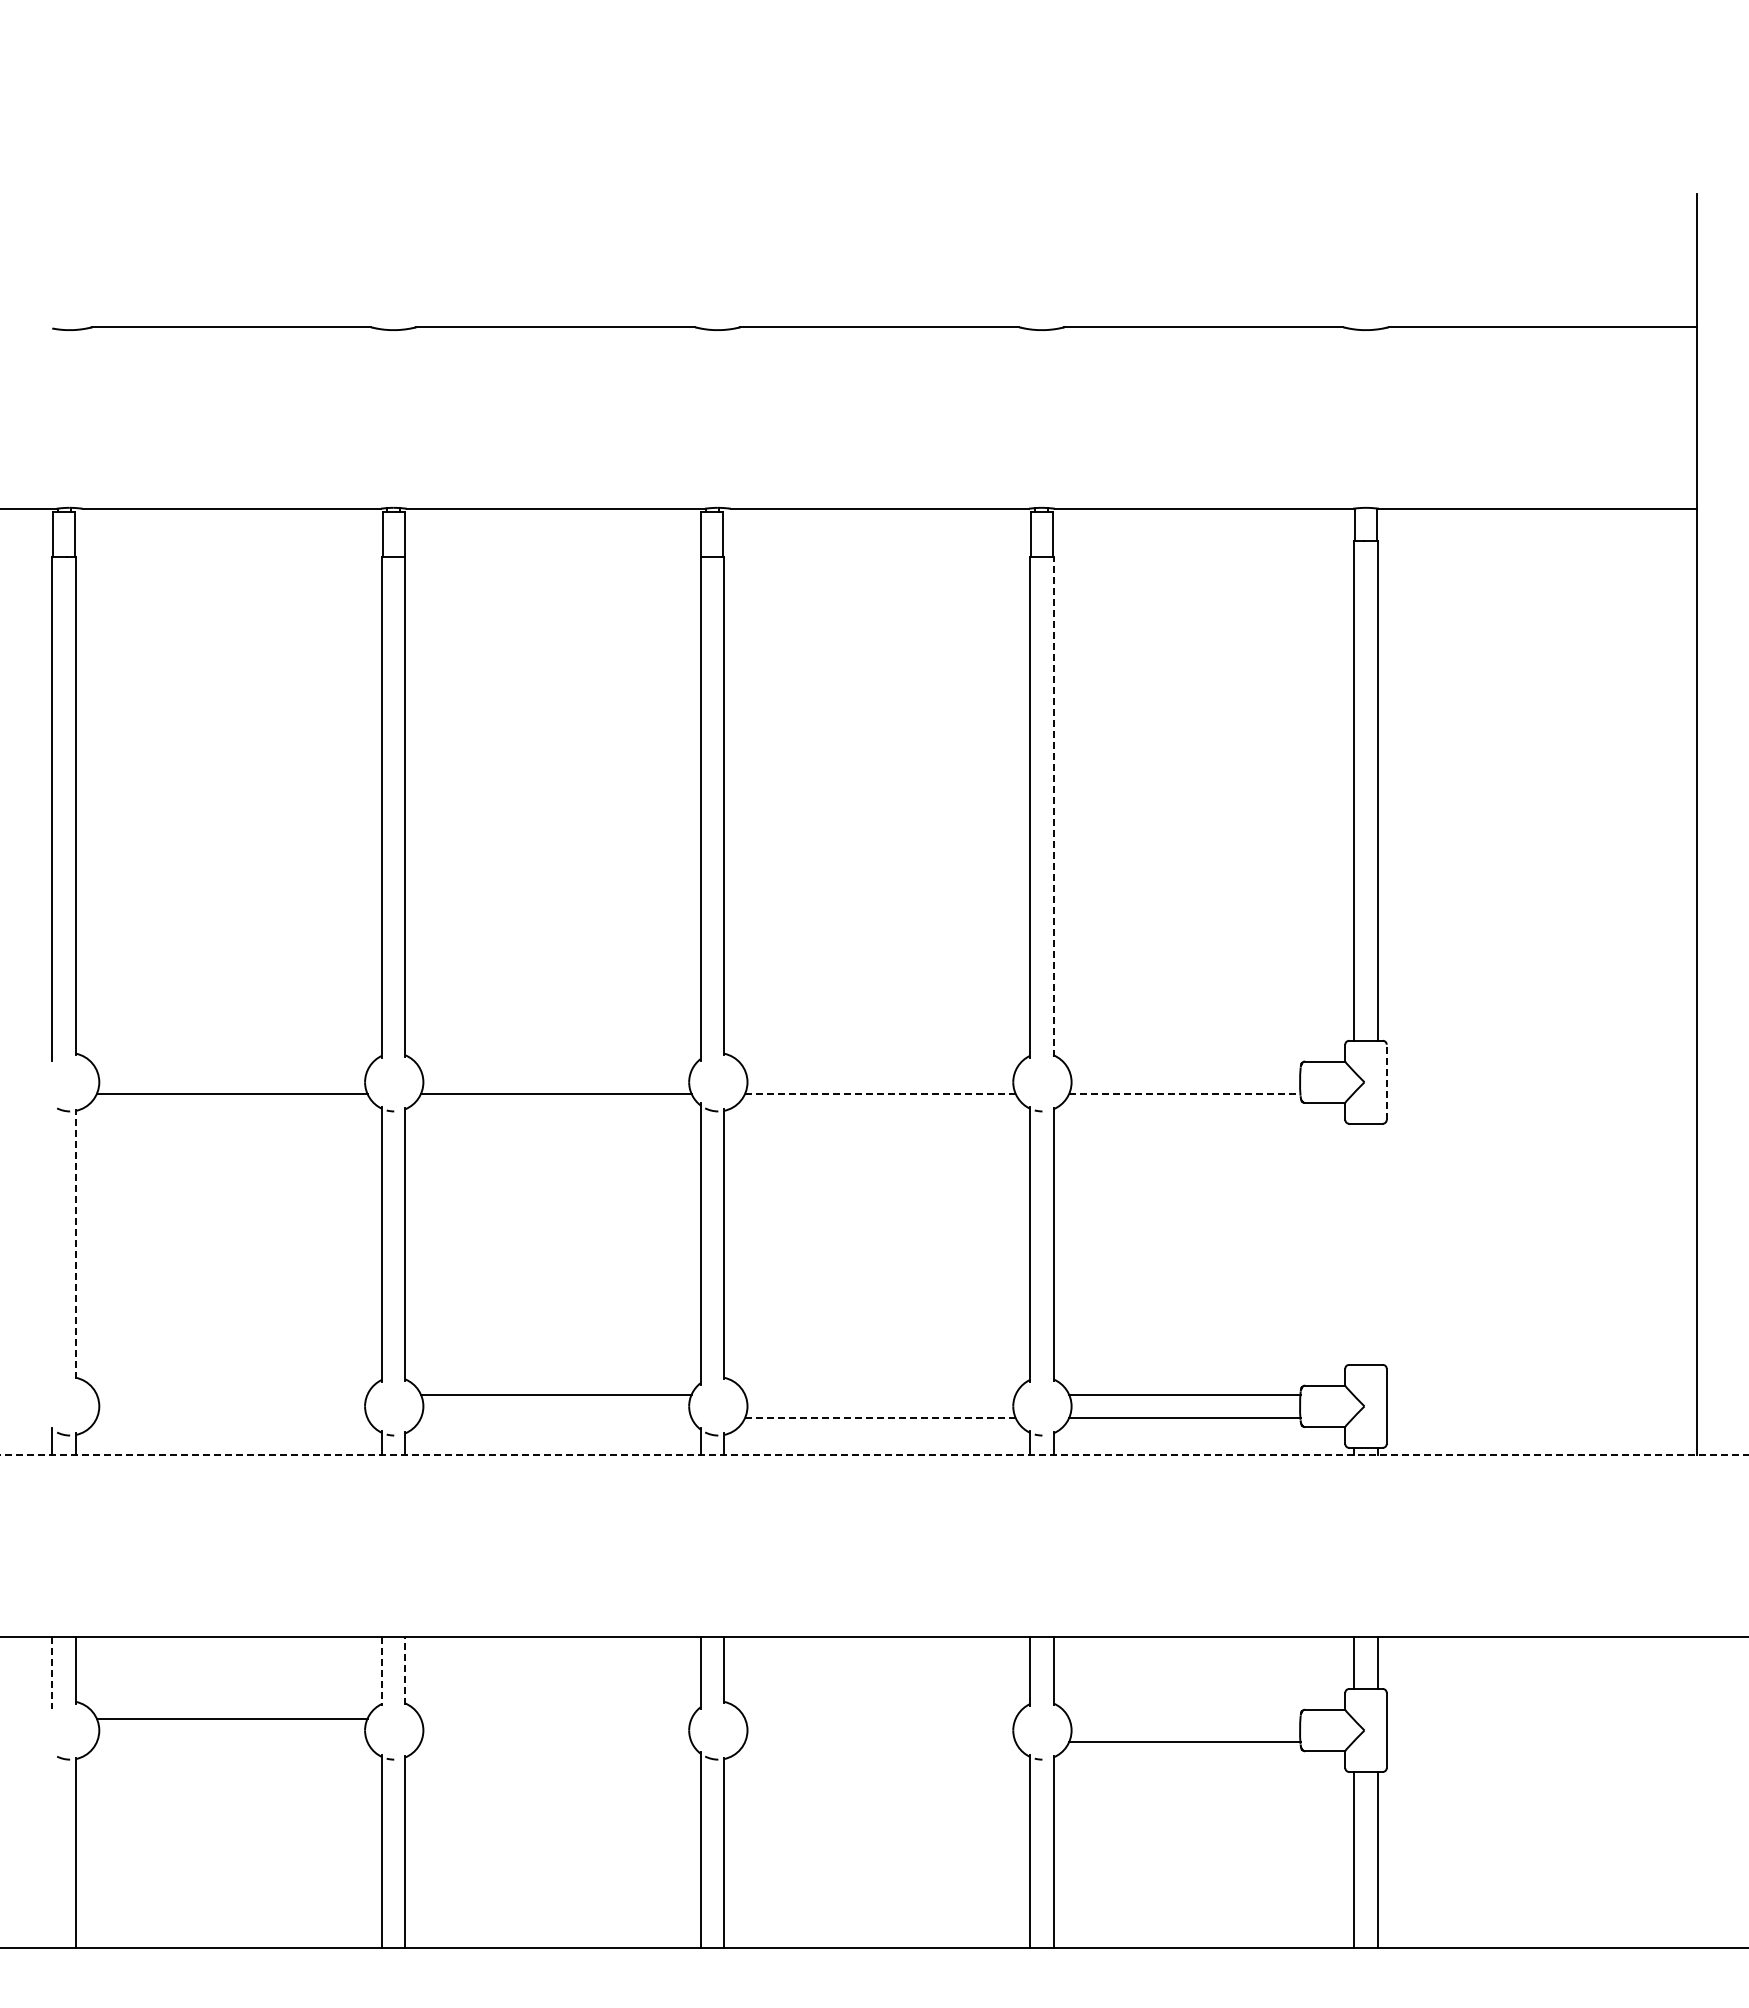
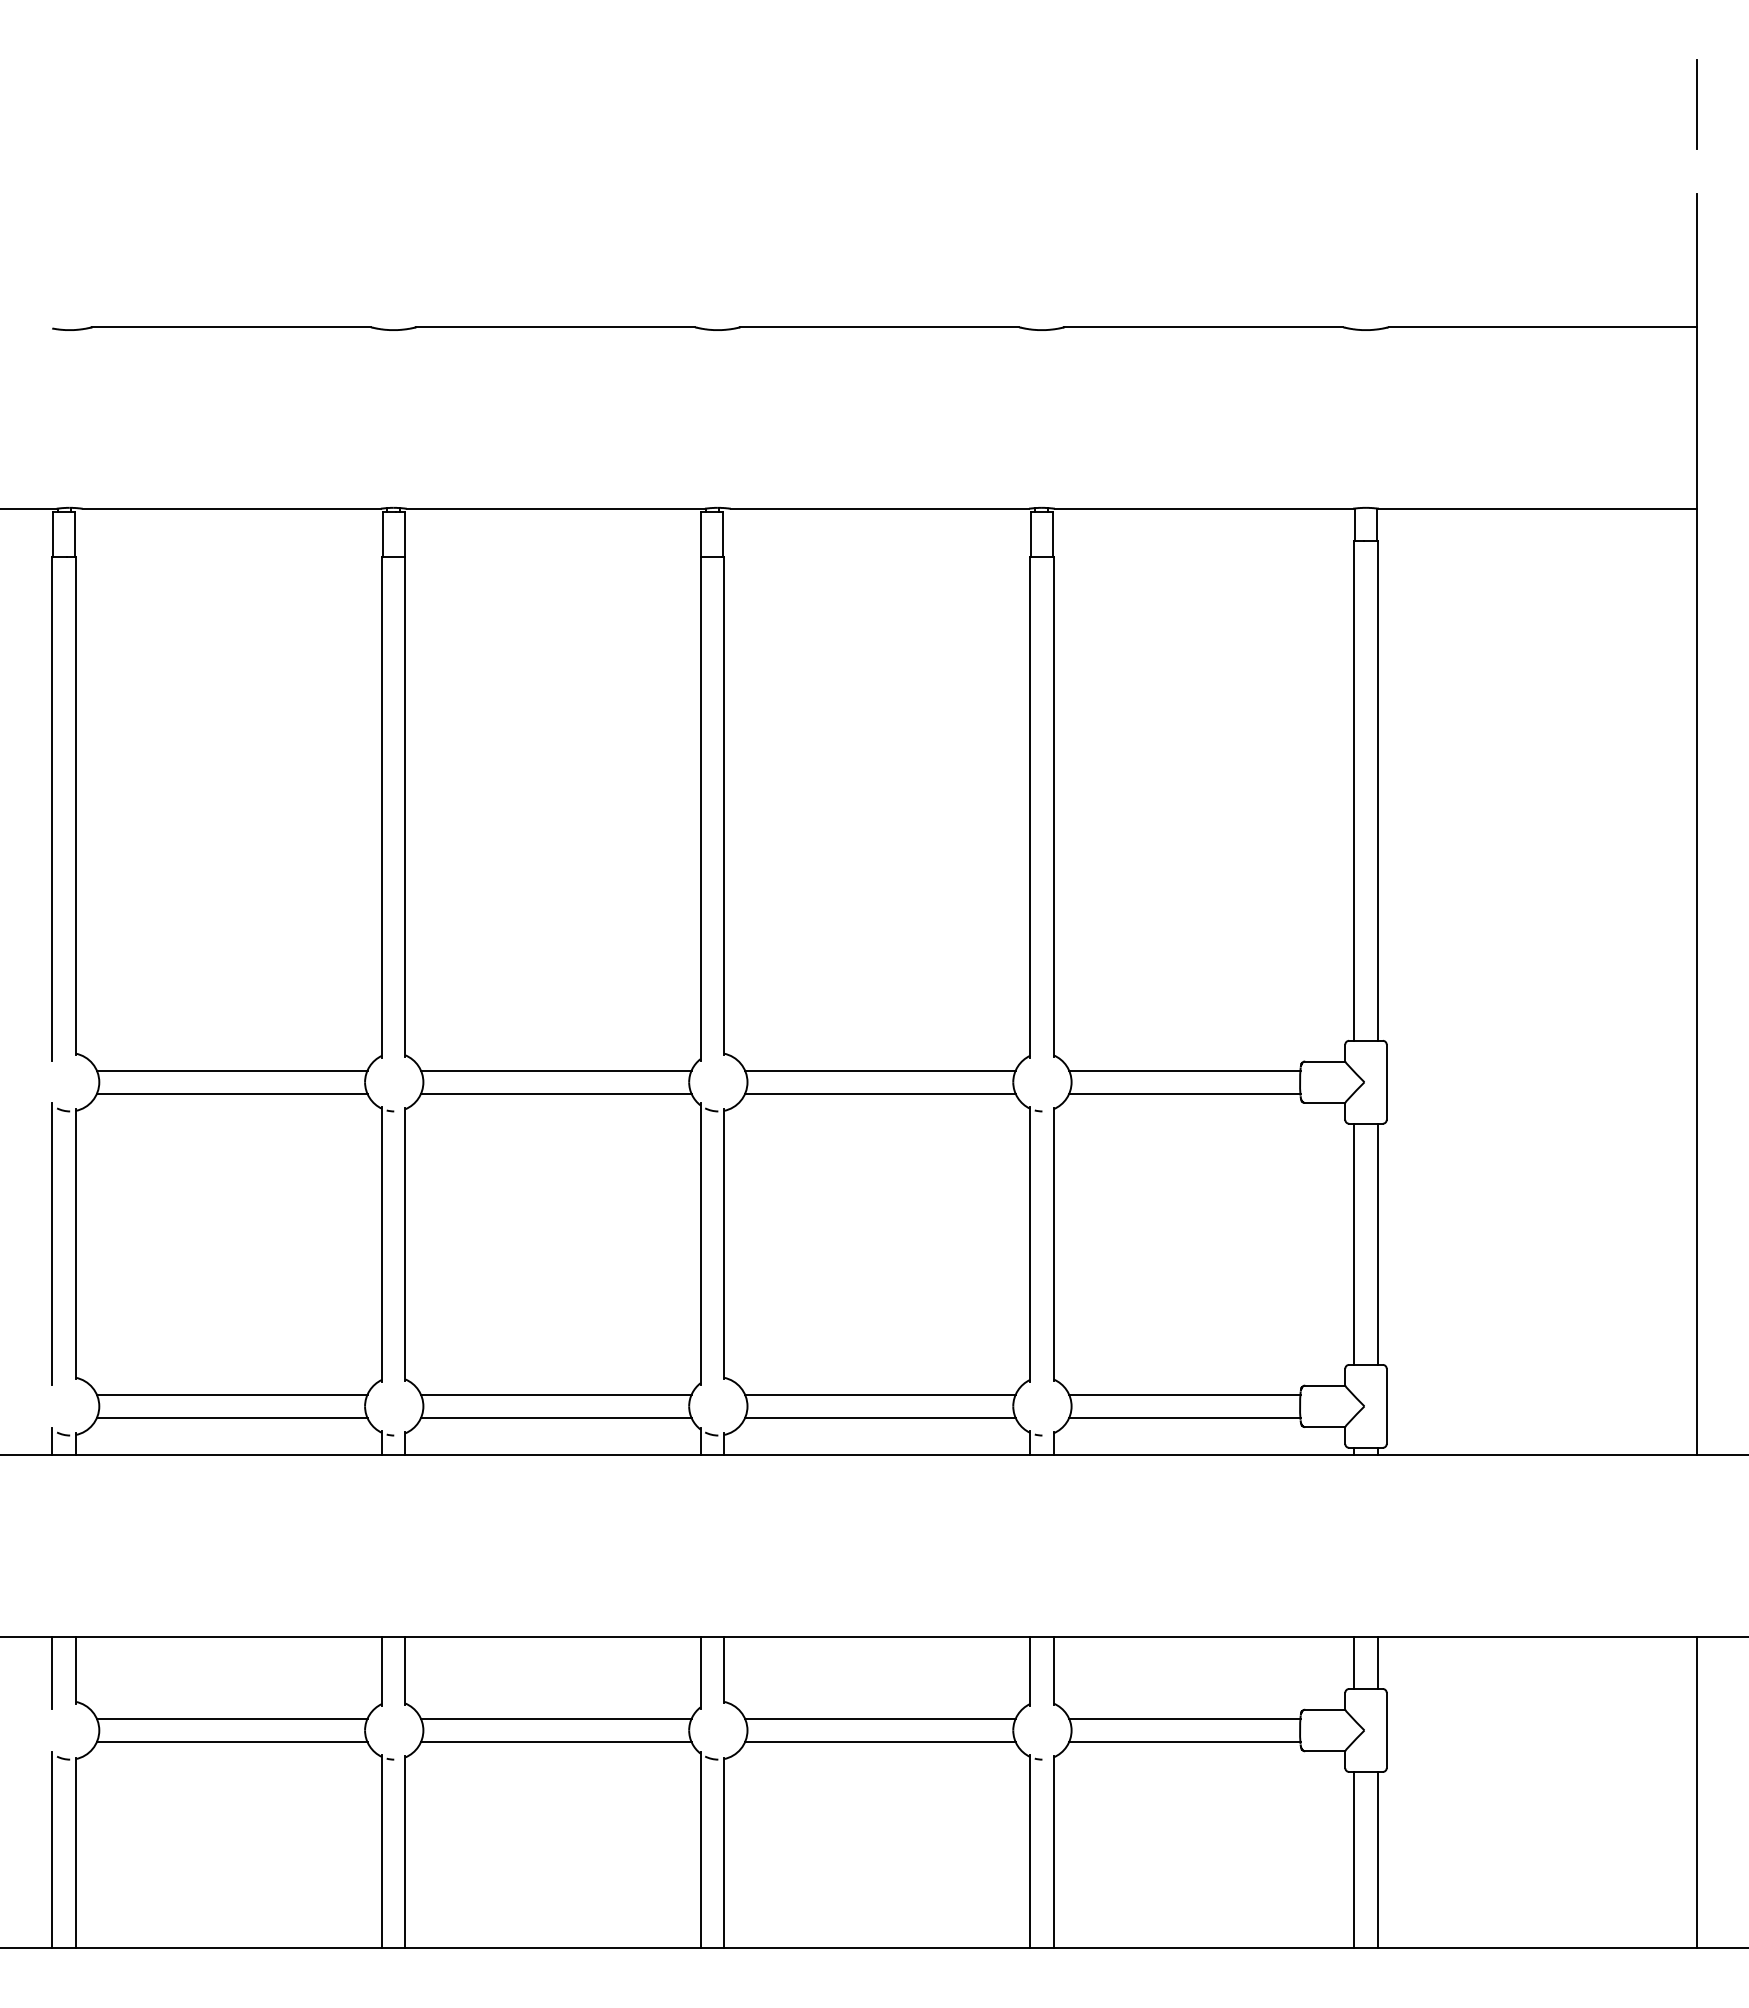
line: none -> present (1696, 104)
line: dashed -> solid (1053, 807)
line: none -> present (231, 1070)
line: none -> present (555, 1070)
line: none -> present (880, 1070)
line: none -> present (1184, 1070)
line: dashed -> solid (1386, 1082)
line: dashed -> solid (880, 1093)
line: dashed -> solid (1184, 1093)
line: dashed -> solid (75, 1243)
line: none -> present (1354, 1243)
line: none -> present (1377, 1243)
line: none -> present (52, 1244)
line: none -> present (231, 1394)
line: none -> present (880, 1394)
line: none -> present (231, 1418)
line: none -> present (555, 1418)
line: dashed -> solid (880, 1418)
line: dashed -> solid (874, 1455)
line: dashed -> solid (405, 1670)
line: dashed -> solid (382, 1671)
line: dashed -> solid (52, 1673)
line: none -> present (555, 1718)
line: none -> present (880, 1718)
line: none -> present (1184, 1718)
line: none -> present (231, 1742)
line: none -> present (555, 1742)
line: none -> present (880, 1742)
line: none -> present (1696, 1791)
line: none -> present (52, 1849)
